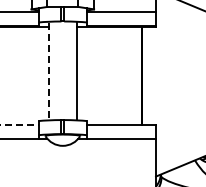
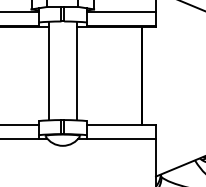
line: dashed -> solid (48, 72)
line: dashed -> solid (19, 124)
